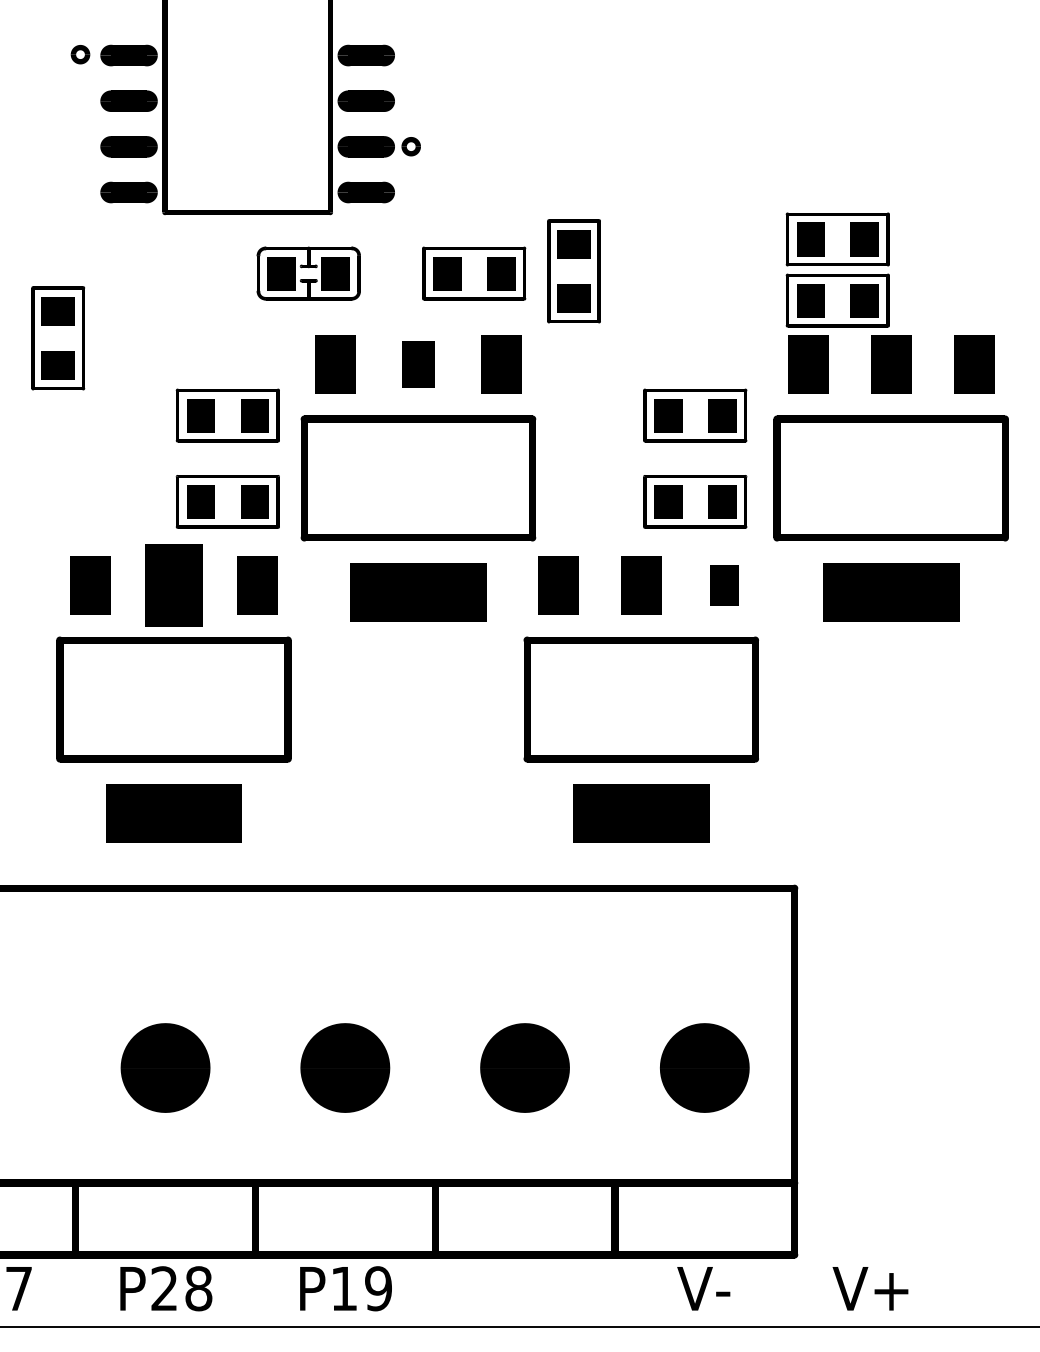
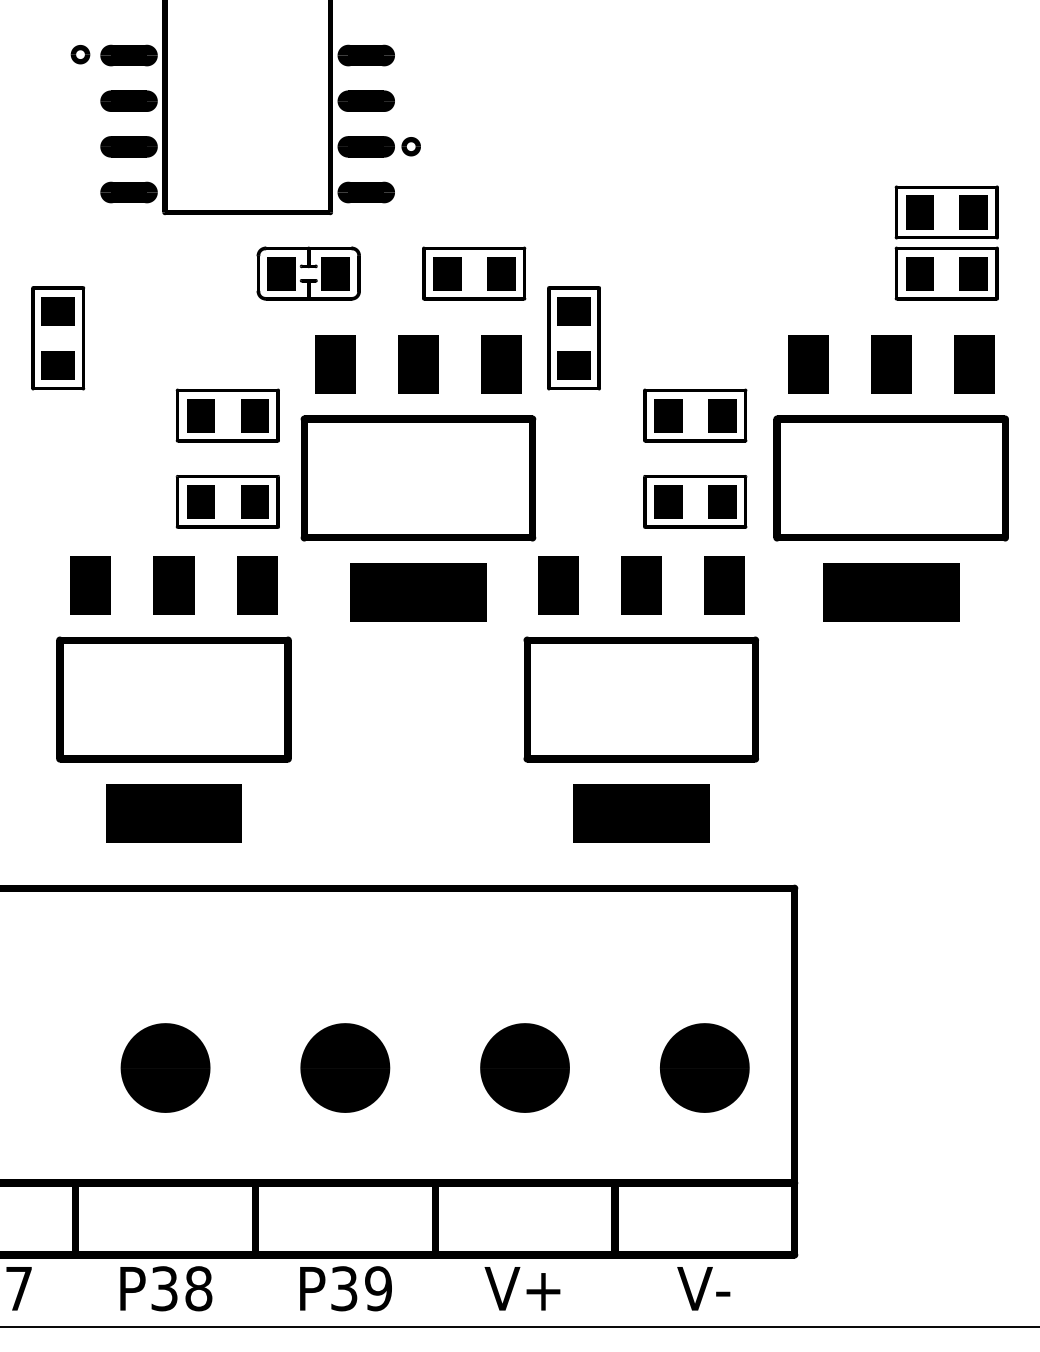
part position: (837, 269) -> (946, 242) (946, 242)
part position: (573, 271) -> (573, 338) (573, 338)
part size: 33x47 px -> 41x59 px (418, 364)
part size: 58x83 px -> 42x59 px (173, 585)
part size: 29x41 px -> 41x59 px (724, 585)
text: P28 -> P38 (164, 1288)
text: P19 -> P39 (344, 1288)
text position: (870, 1288) -> (522, 1288) (522, 1288)
